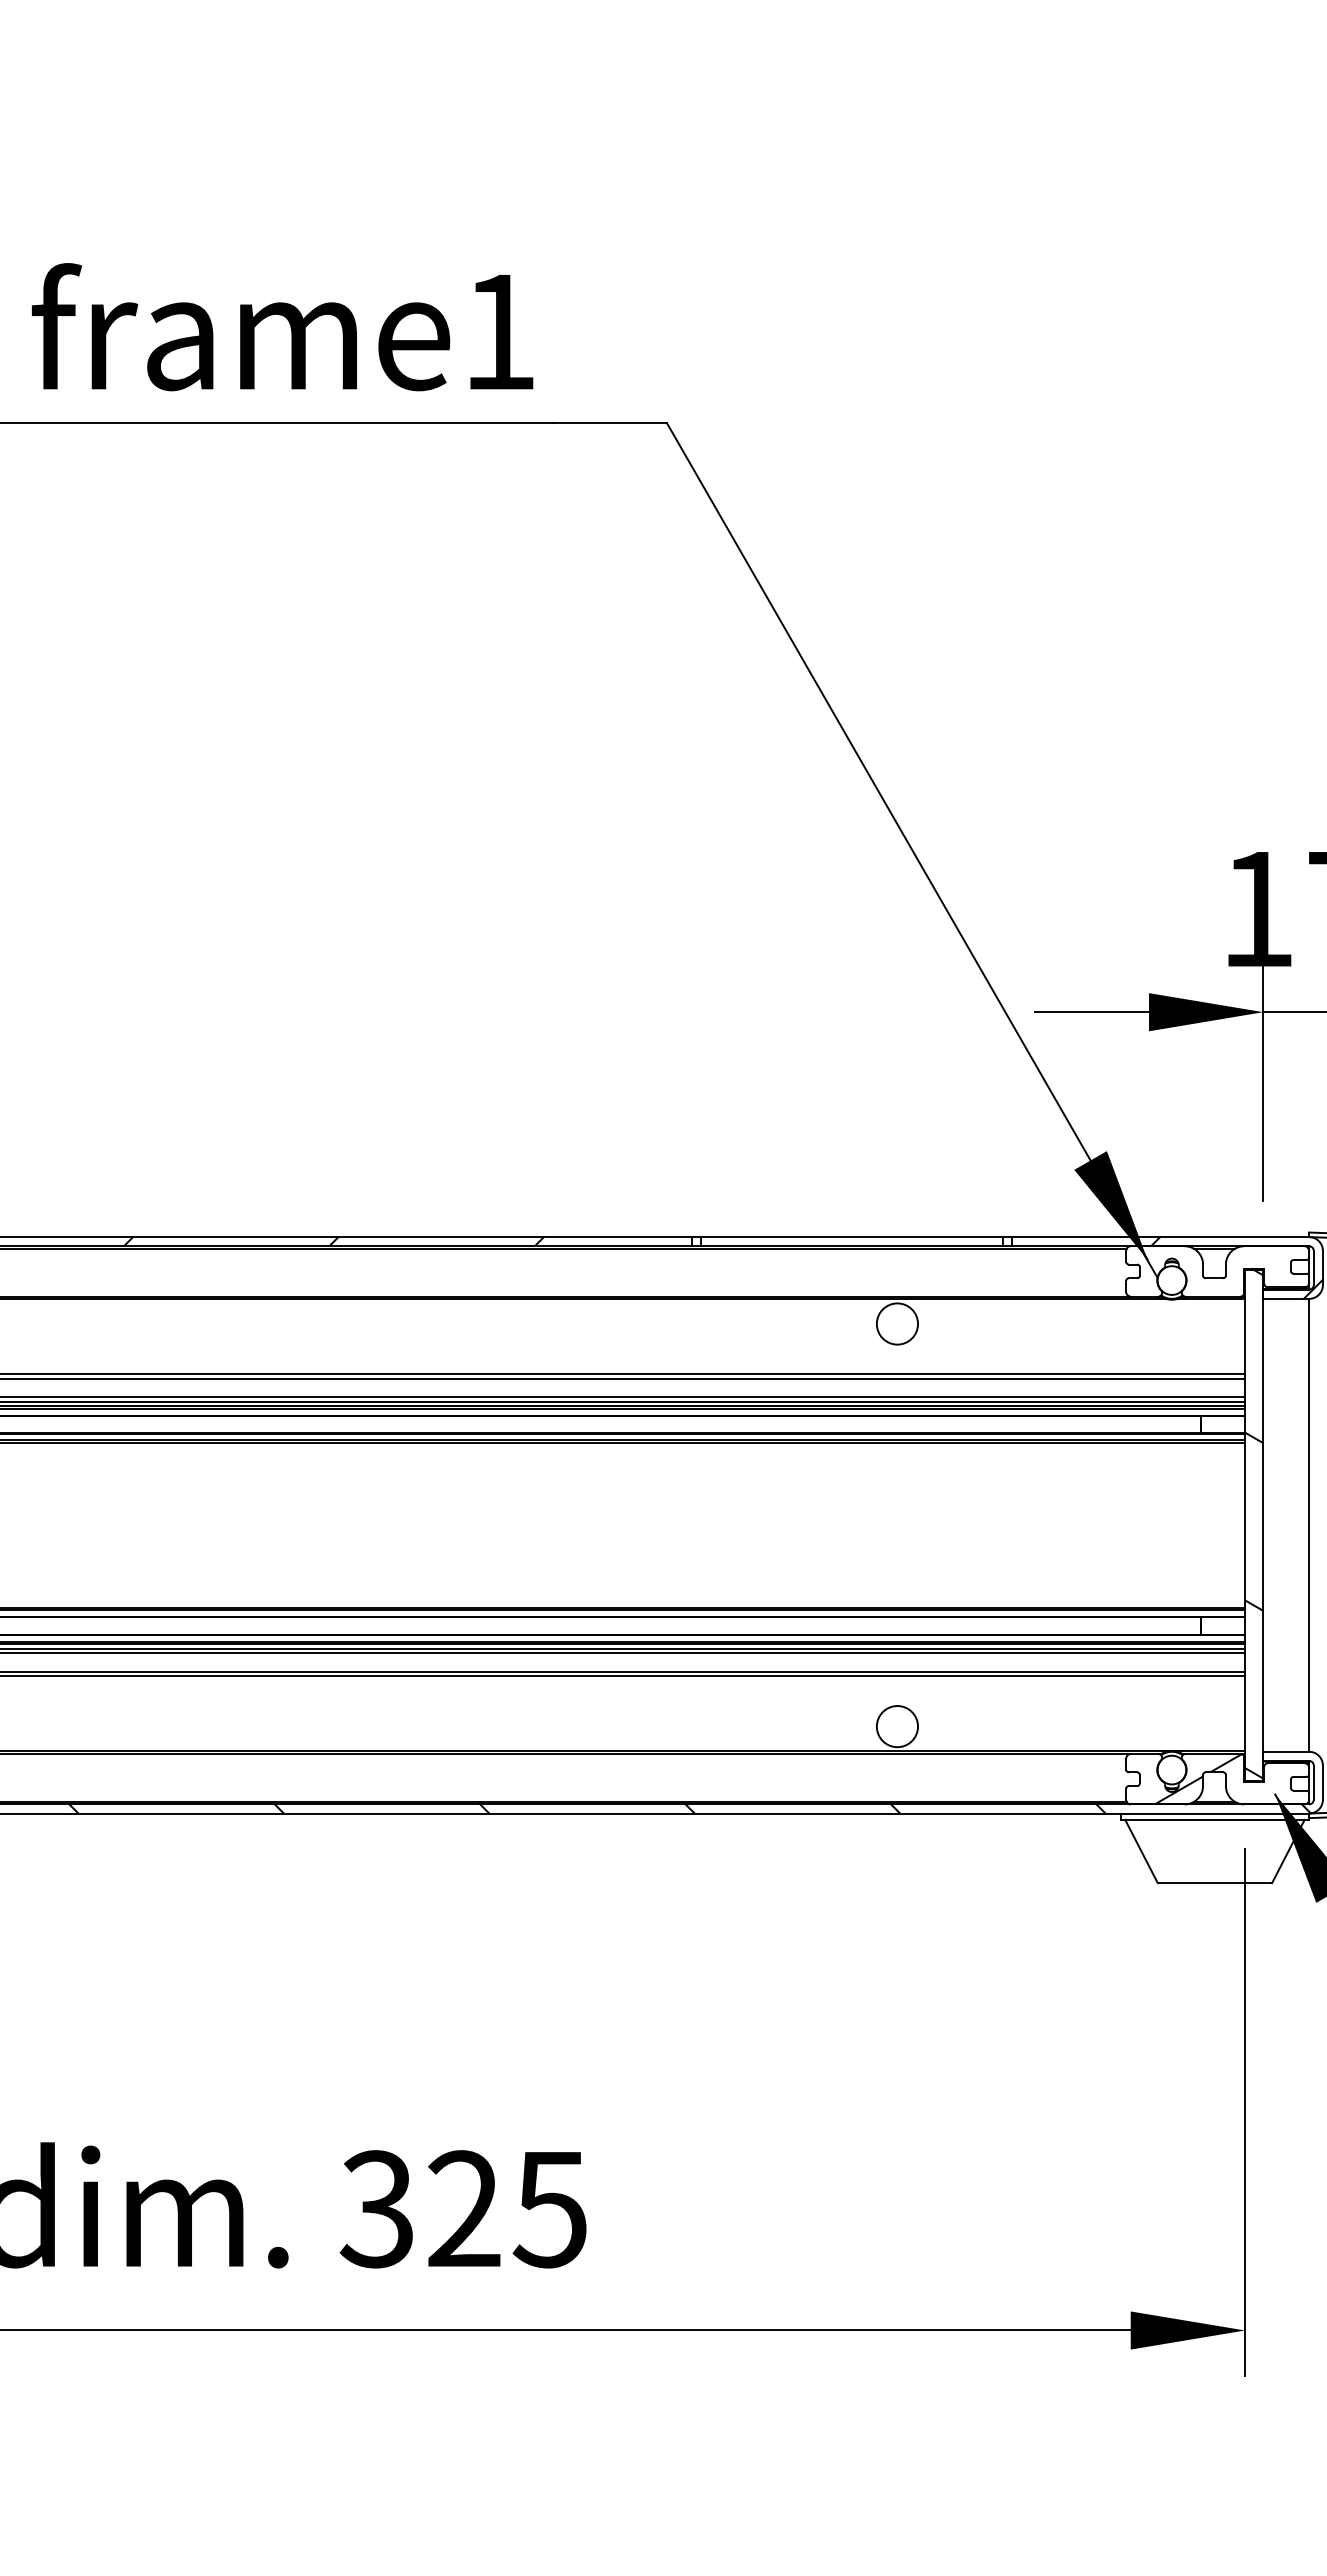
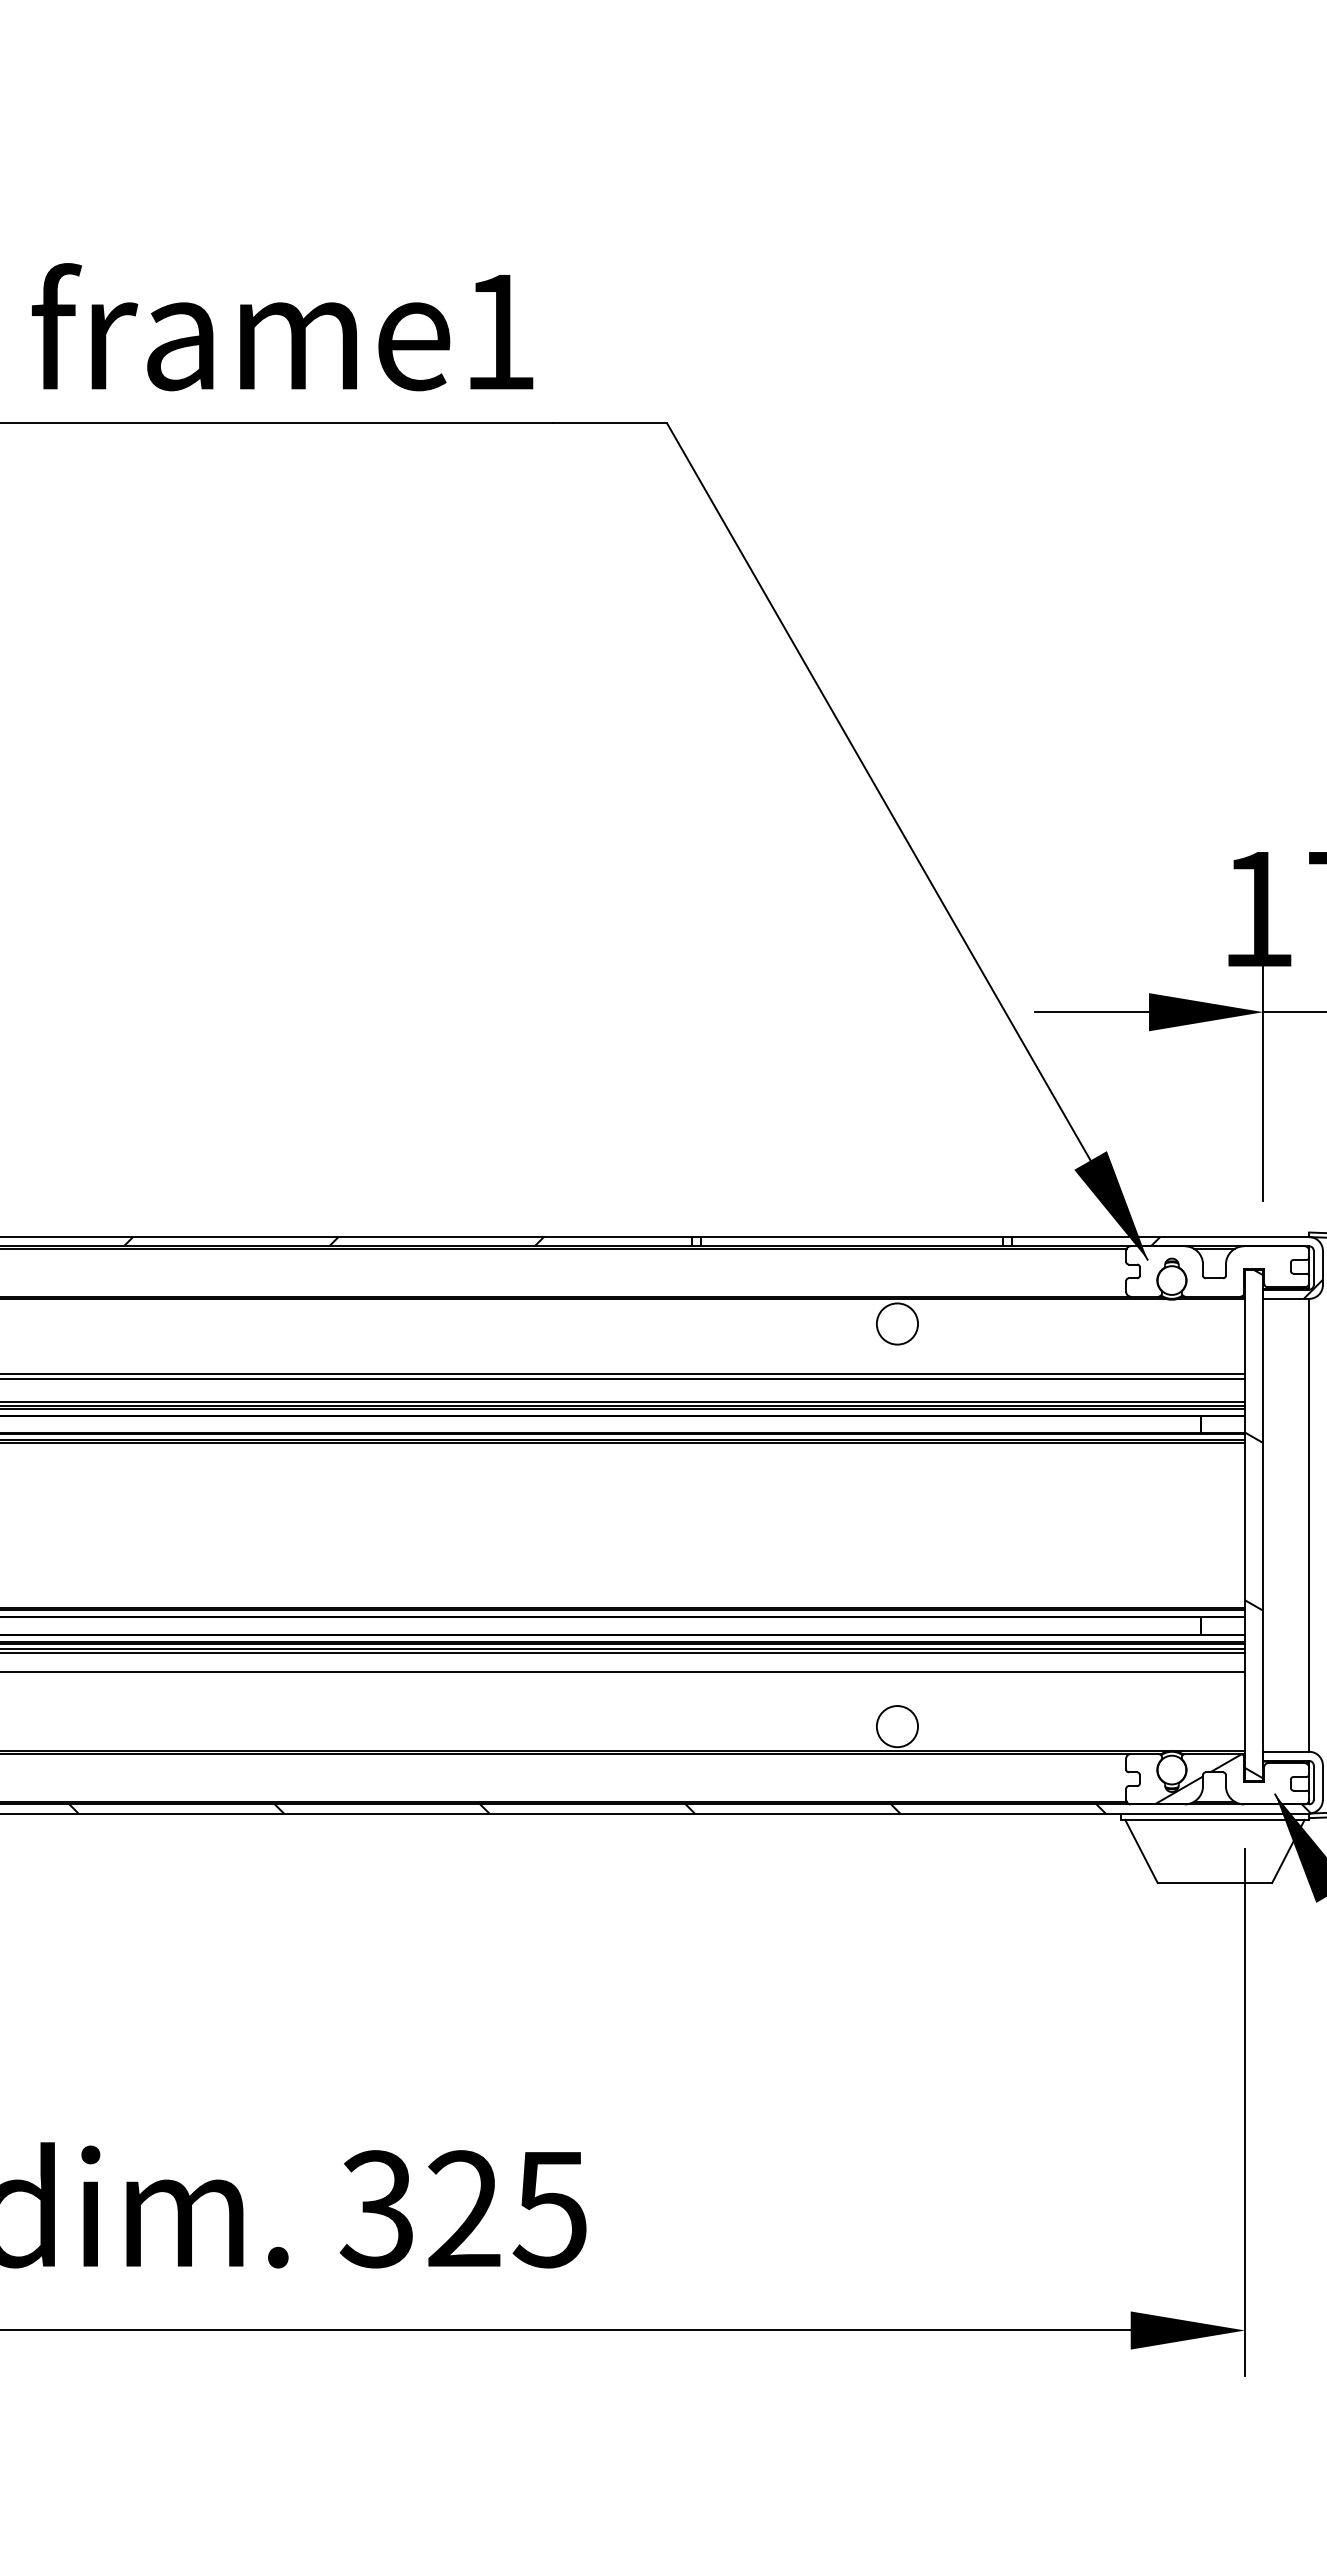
hatch: present -> none (1224, 1265)
line: present -> none (623, 1397)
line: present -> none (623, 1676)
